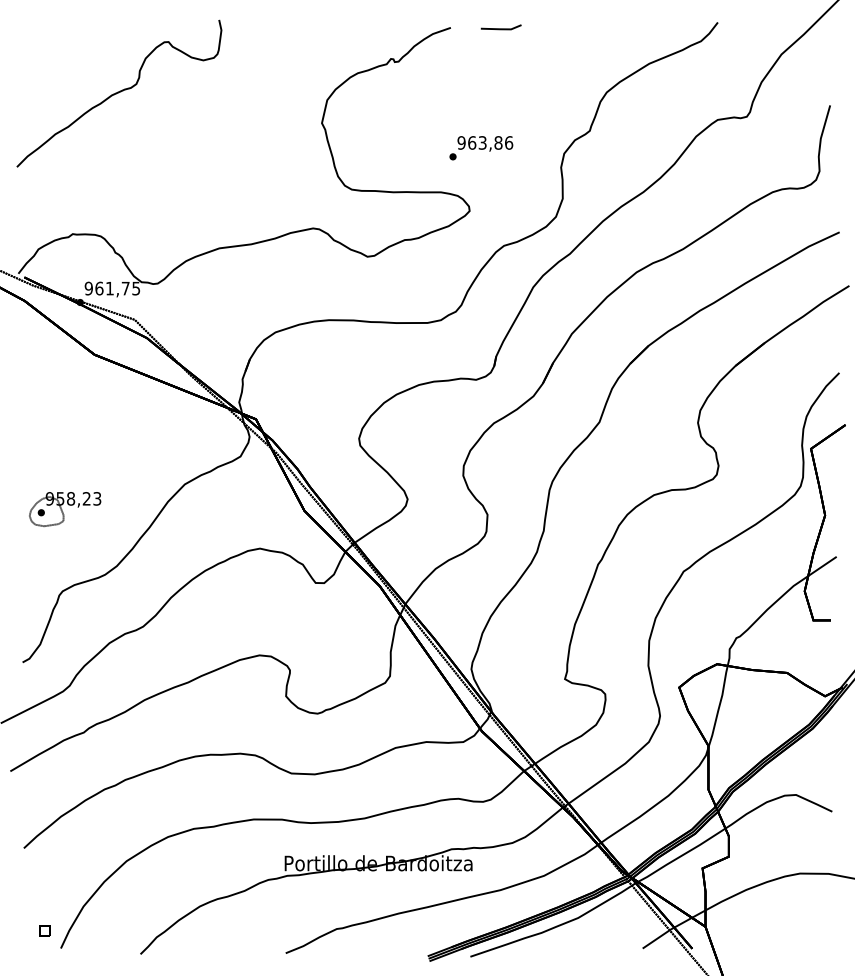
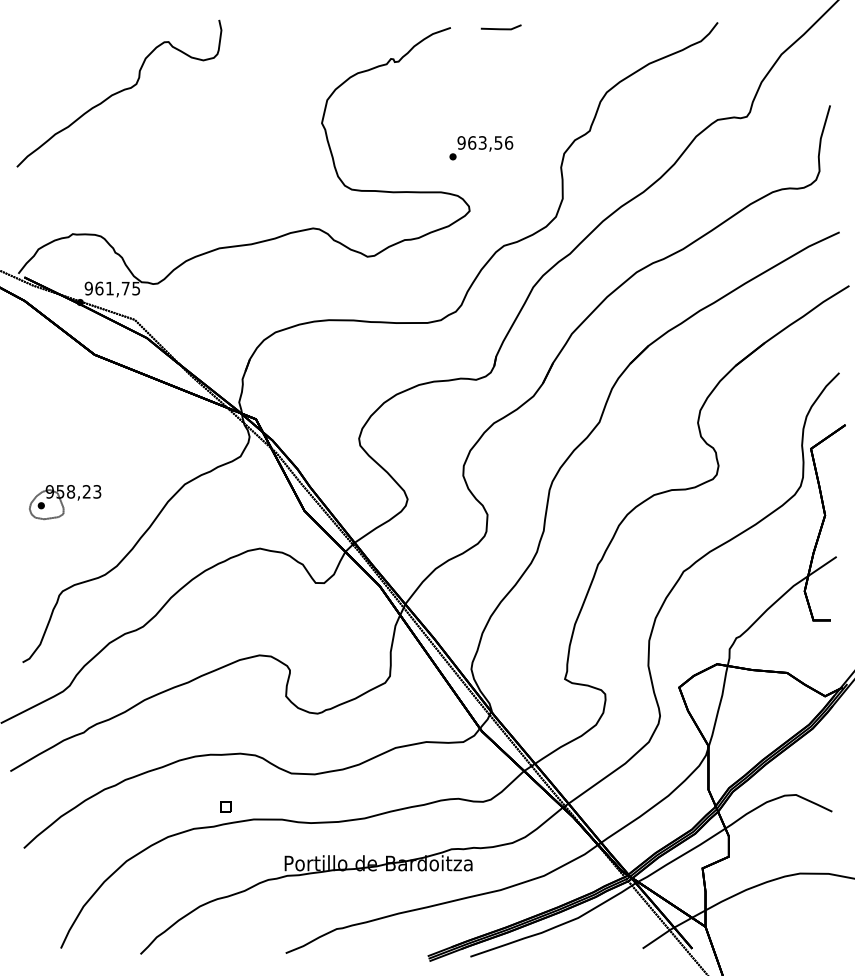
text: 963,86 -> 963,56 (498, 142)
part position: (65, 509) -> (65, 502) (65, 502)
part position: (44, 930) -> (225, 806) (225, 806)
